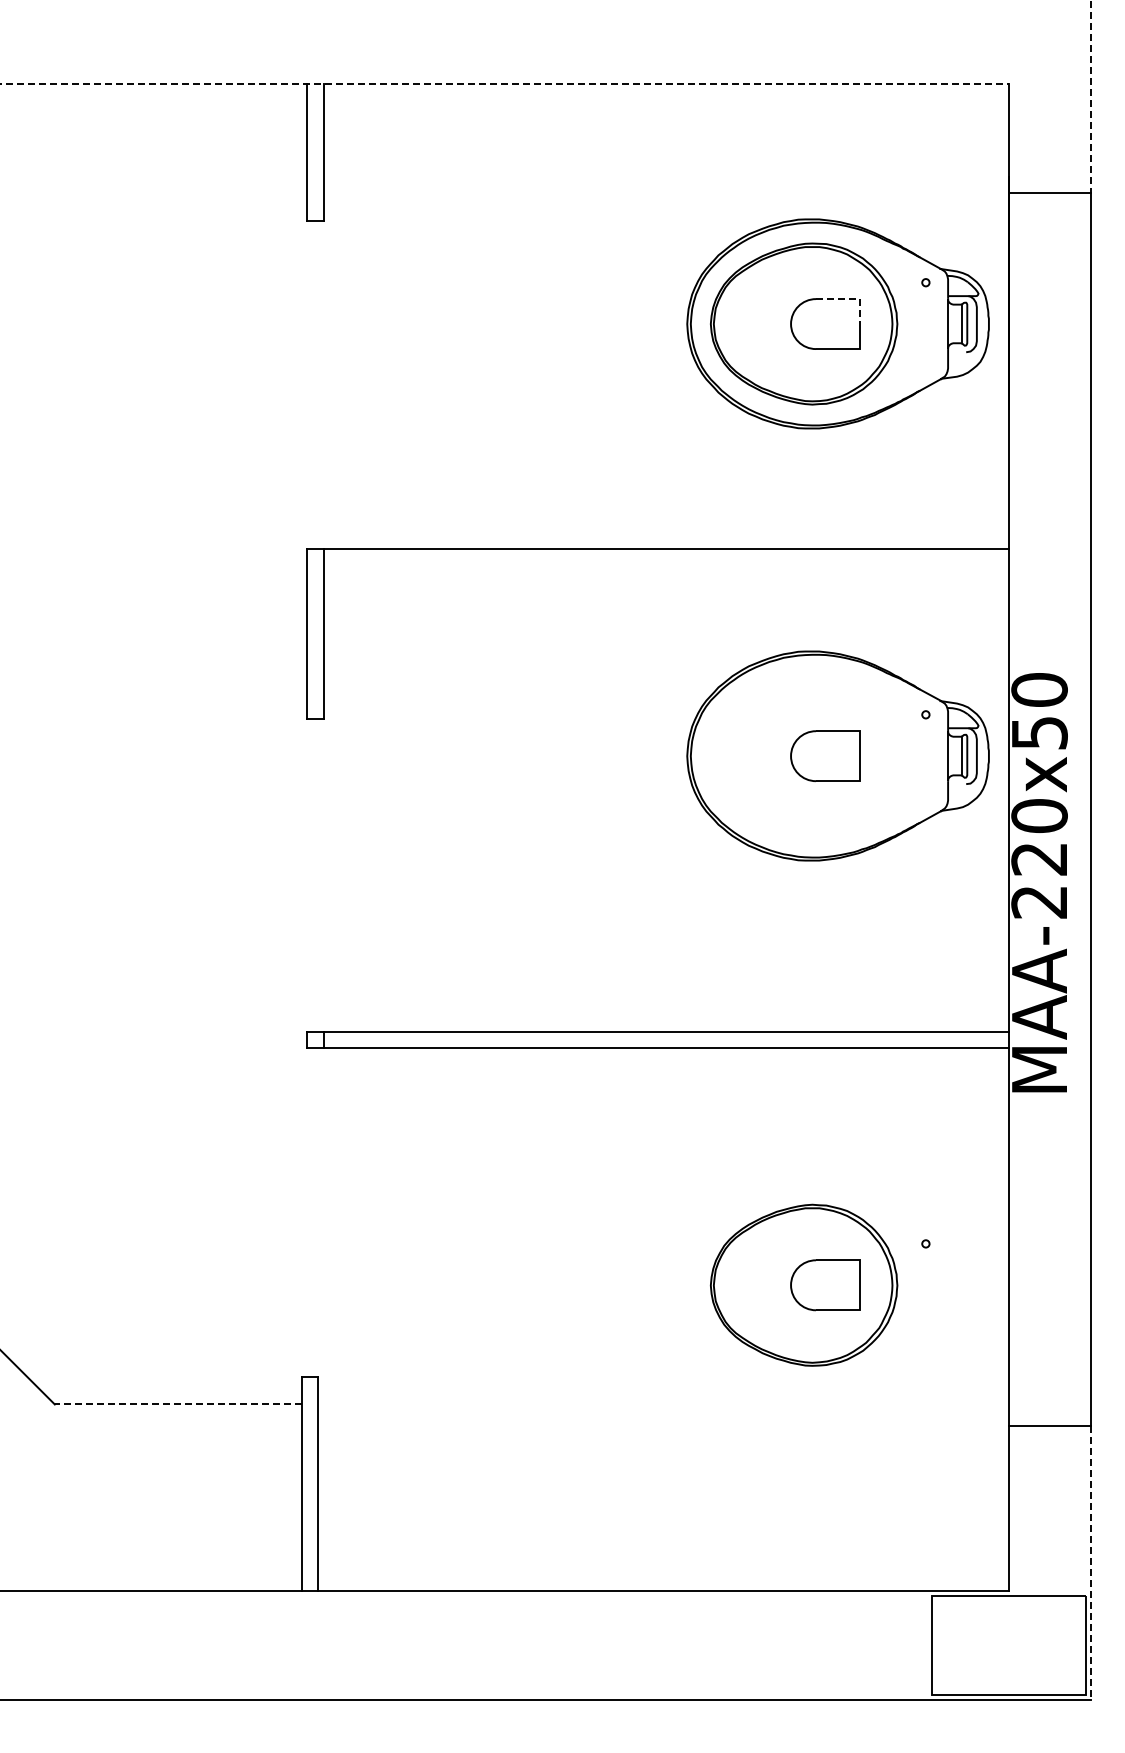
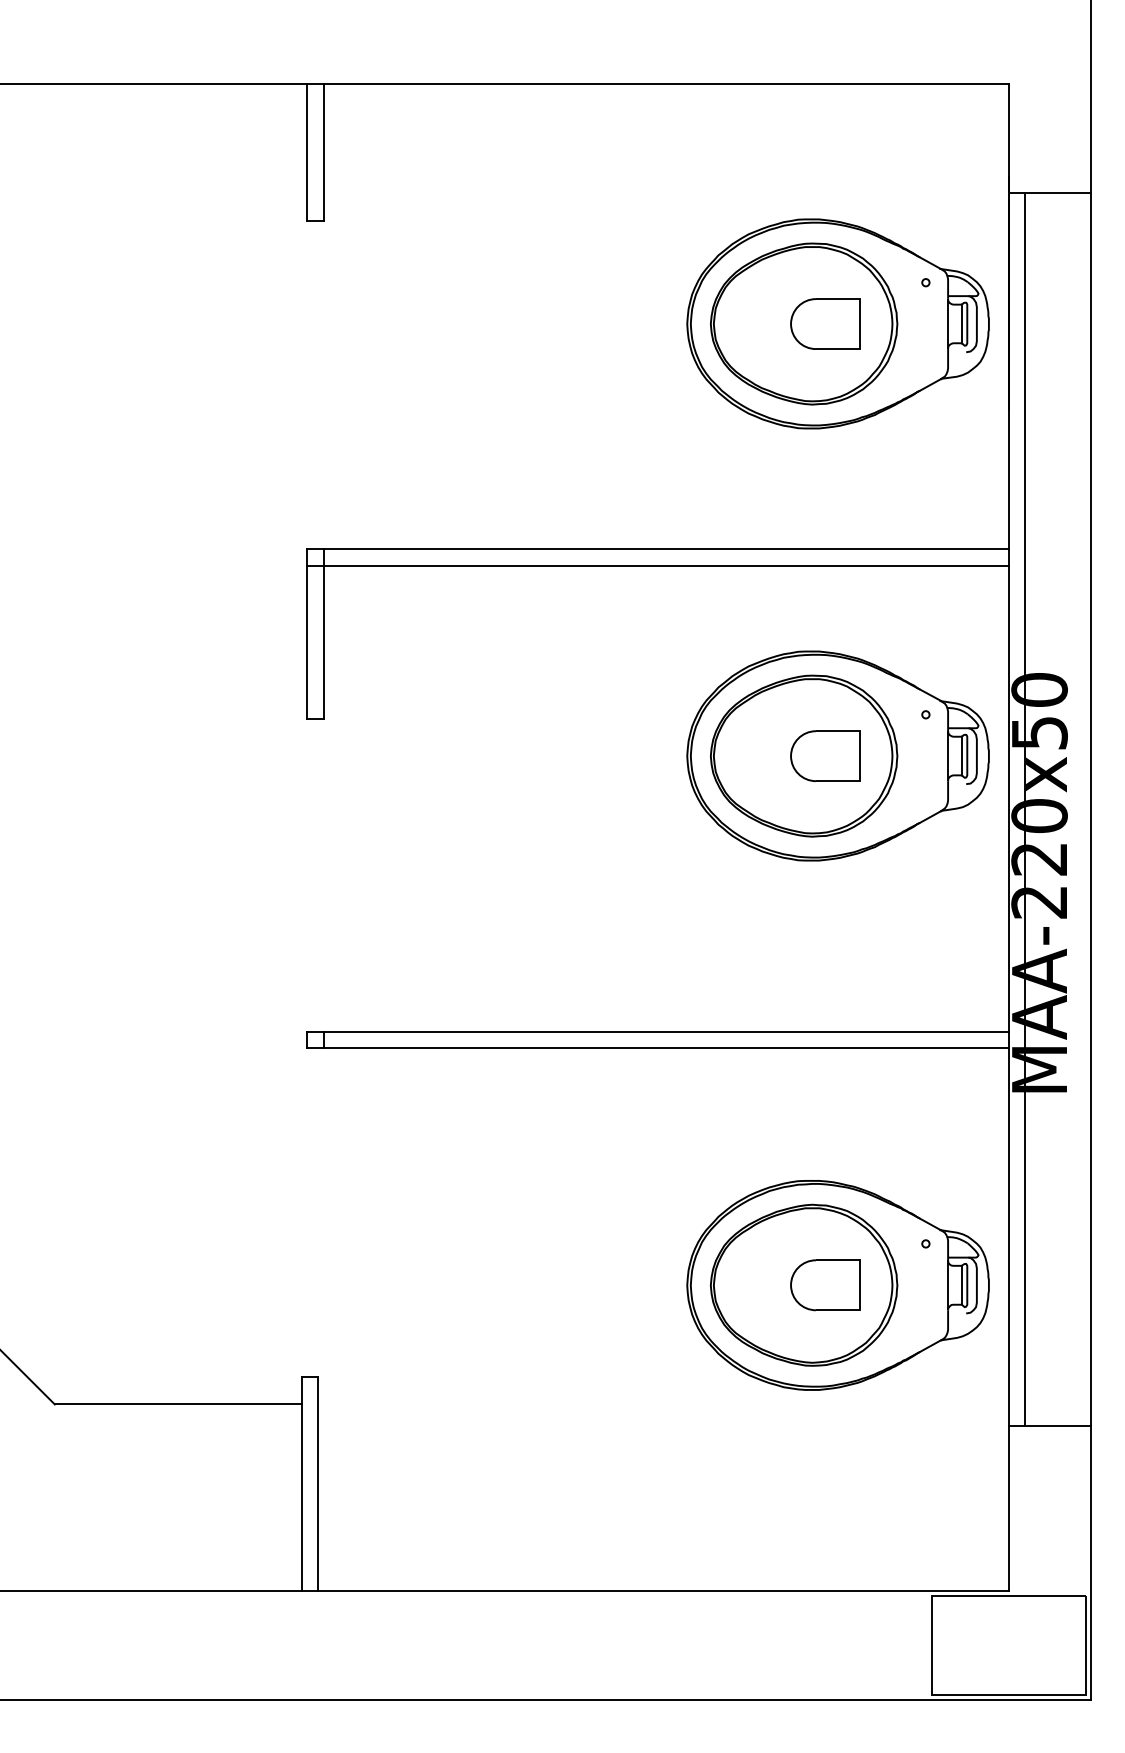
line: dashed -> solid (505, 83)
line: dashed -> solid (1091, 97)
line: dashed -> solid (851, 298)
line: none -> present (657, 565)
part: none -> present (804, 755)
line: none -> present (1025, 809)
part: none -> present (837, 1285)
line: dashed -> solid (177, 1404)
line: dashed -> solid (1091, 1563)
